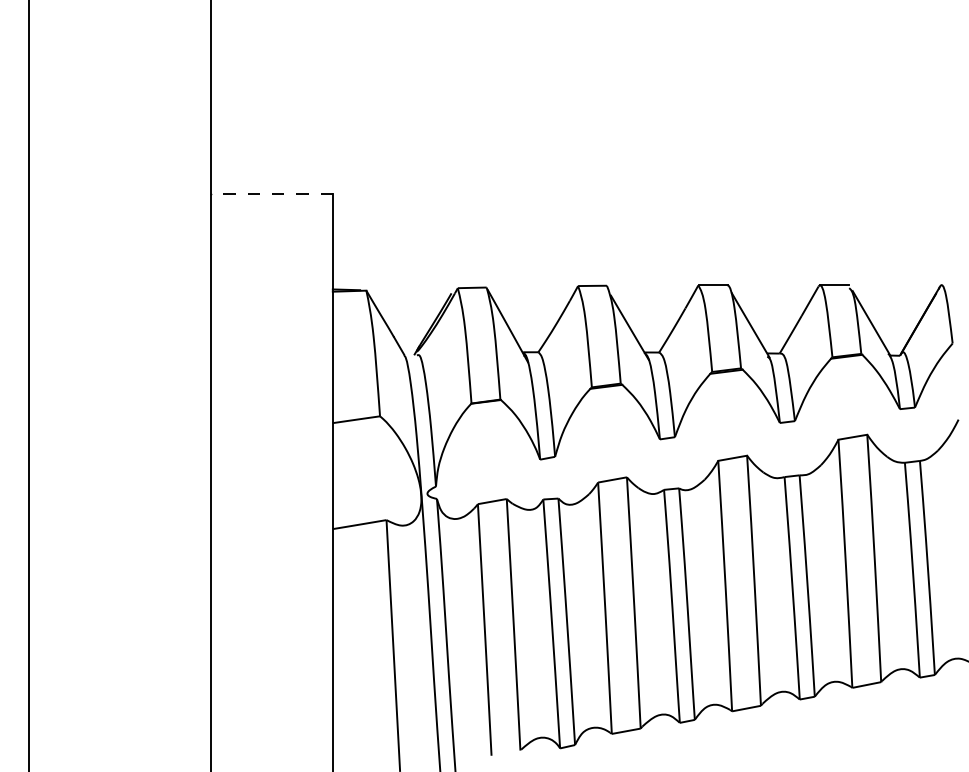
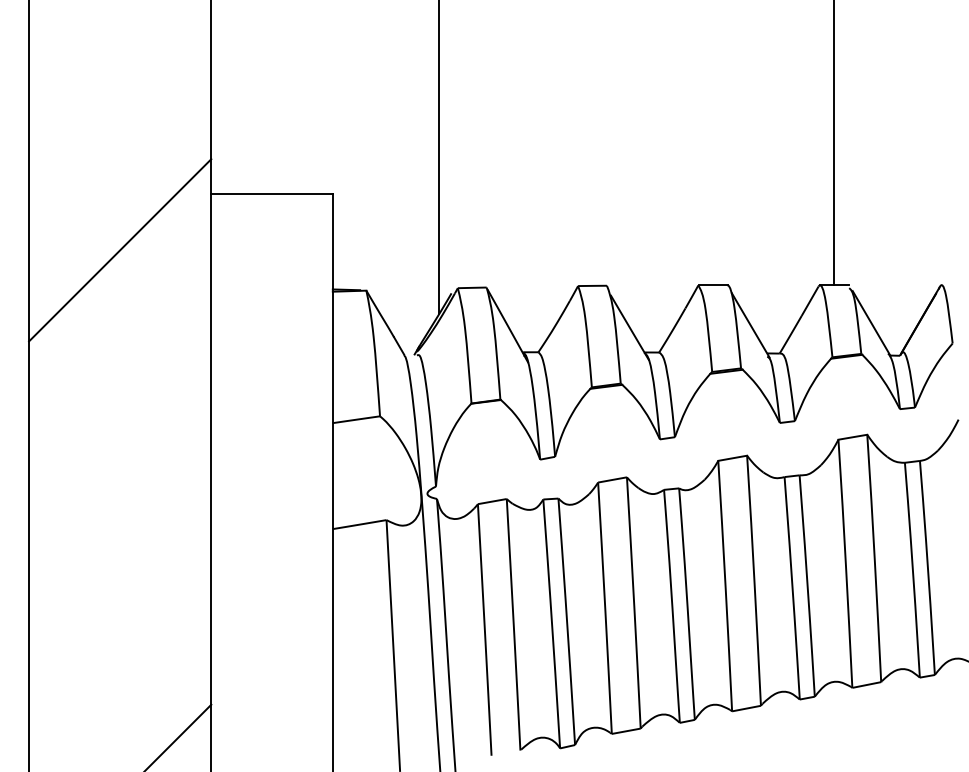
line: none -> present (833, 143)
line: none -> present (438, 158)
line: dashed -> solid (272, 194)
line: none -> present (120, 250)
line: none -> present (179, 736)
